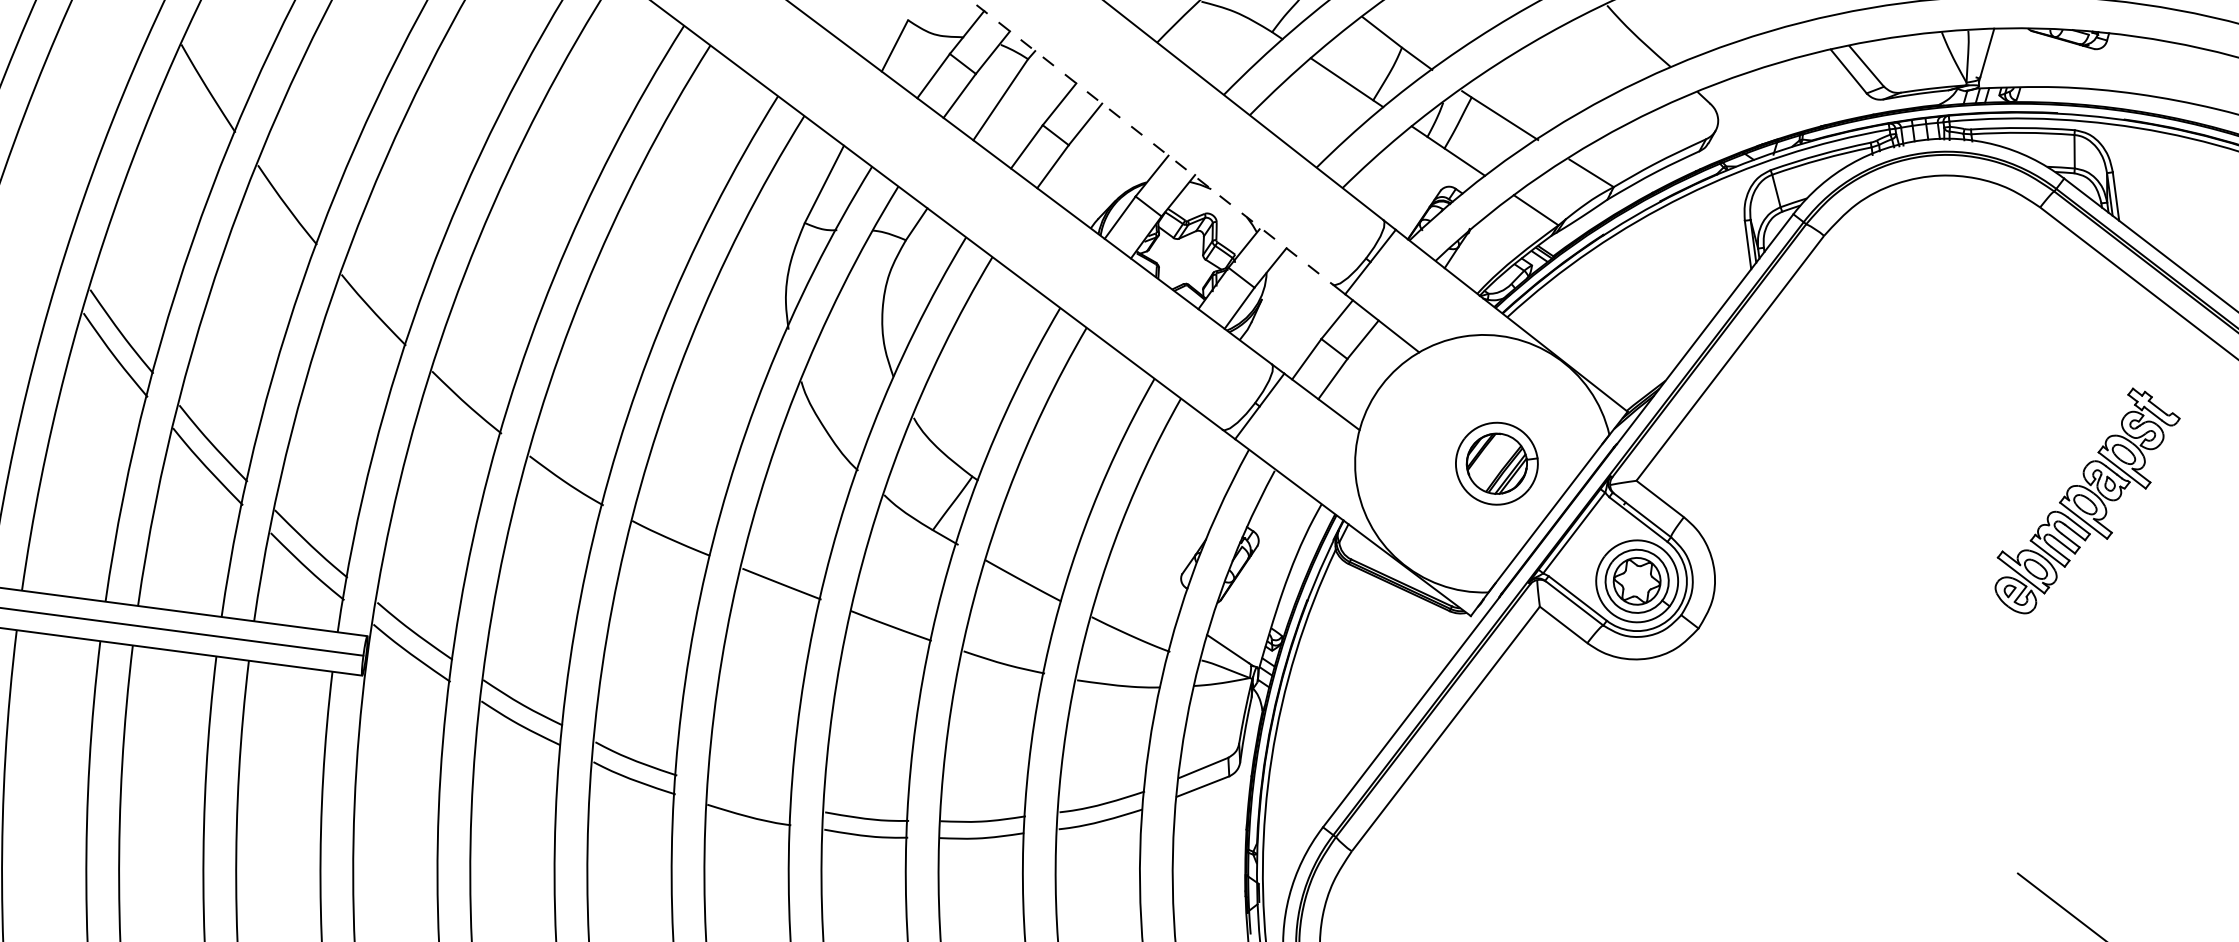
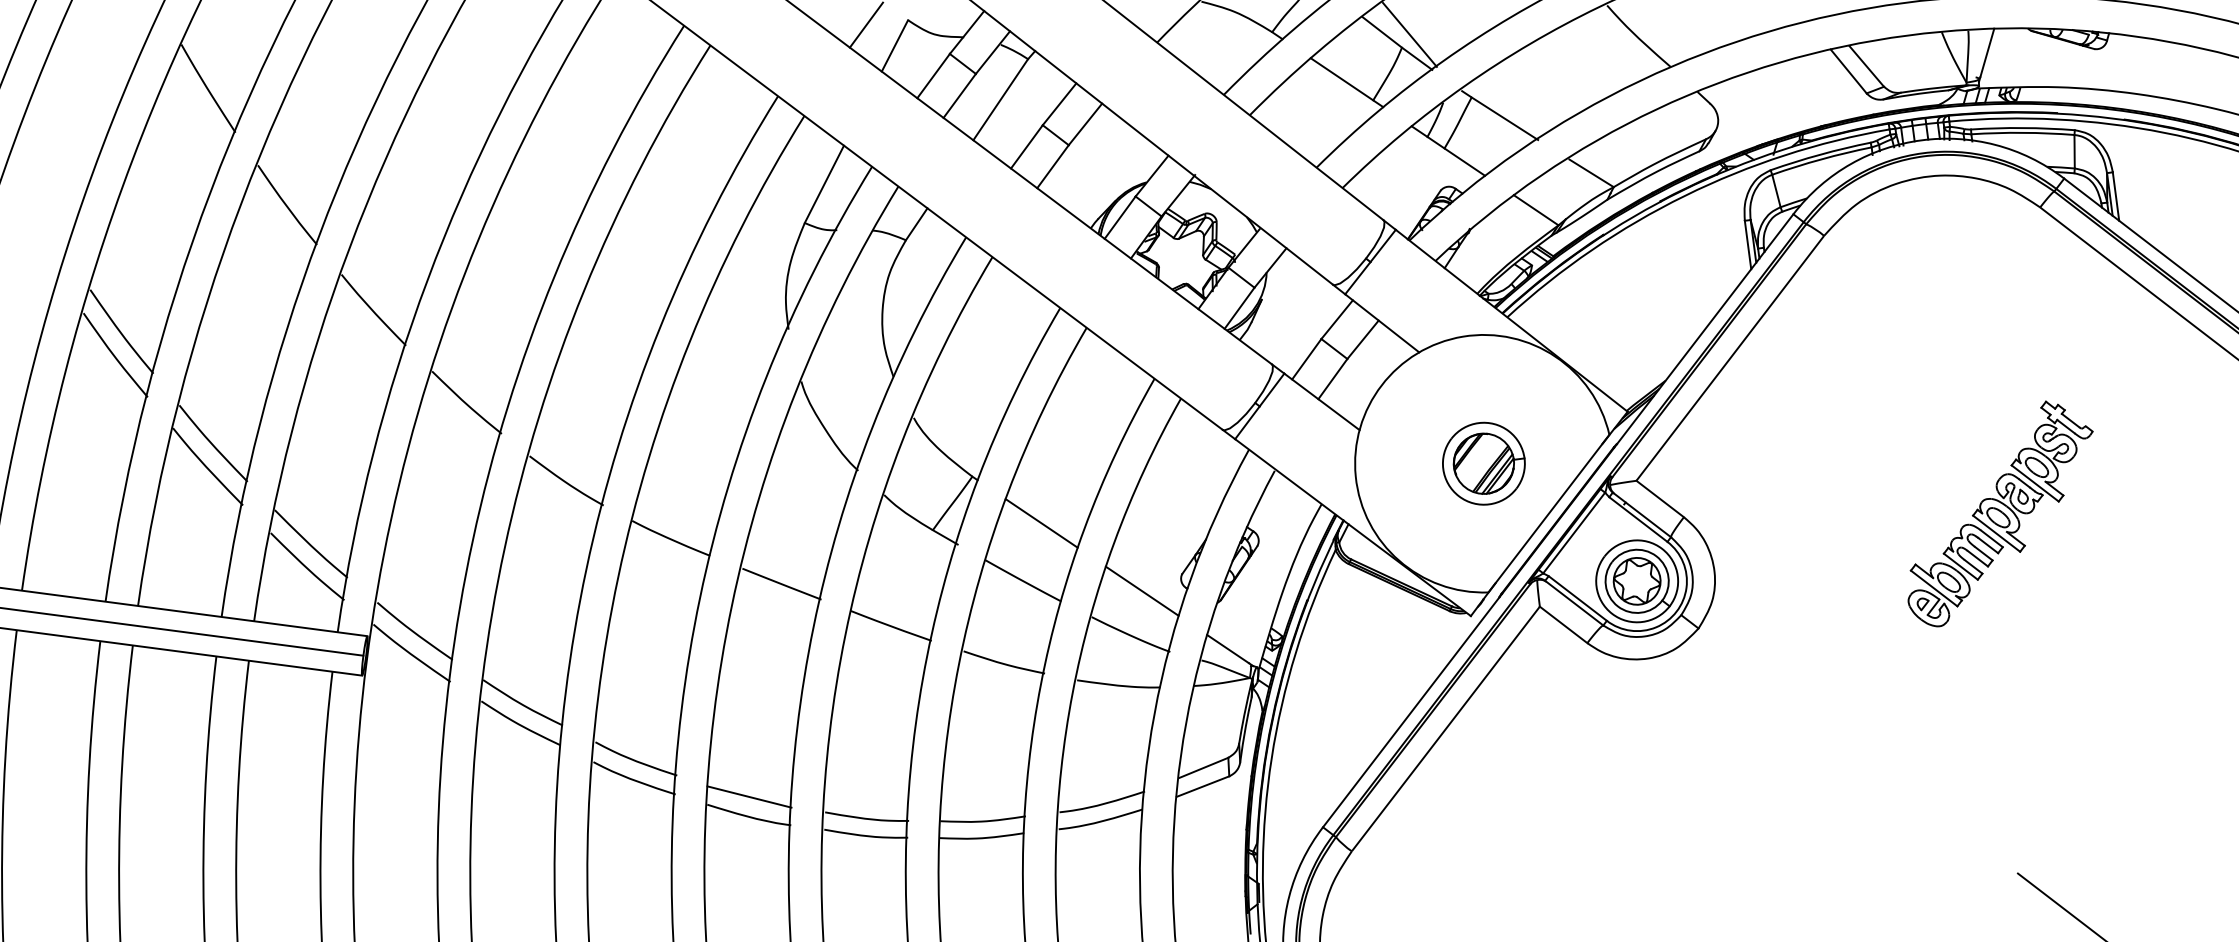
line: none -> present (866, 24)
line: none -> present (1409, 34)
line: dashed -> solid (1152, 142)
part position: (1496, 463) -> (1483, 463) (1483, 463)
part position: (2087, 500) -> (2000, 513) (2000, 513)
line: none -> present (1041, 523)
line: none -> present (1141, 590)
line: none -> present (749, 796)
